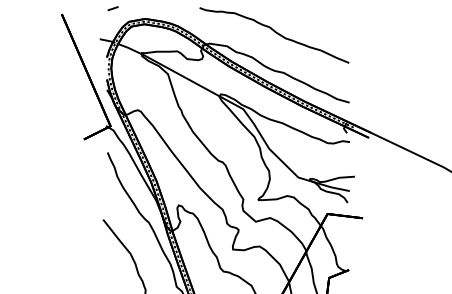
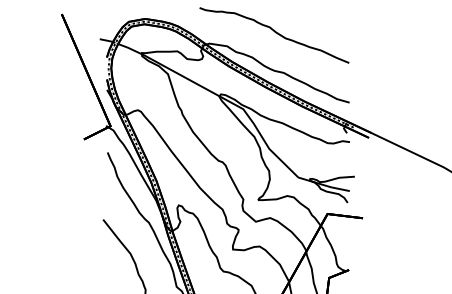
line: present -> none (112, 8)
